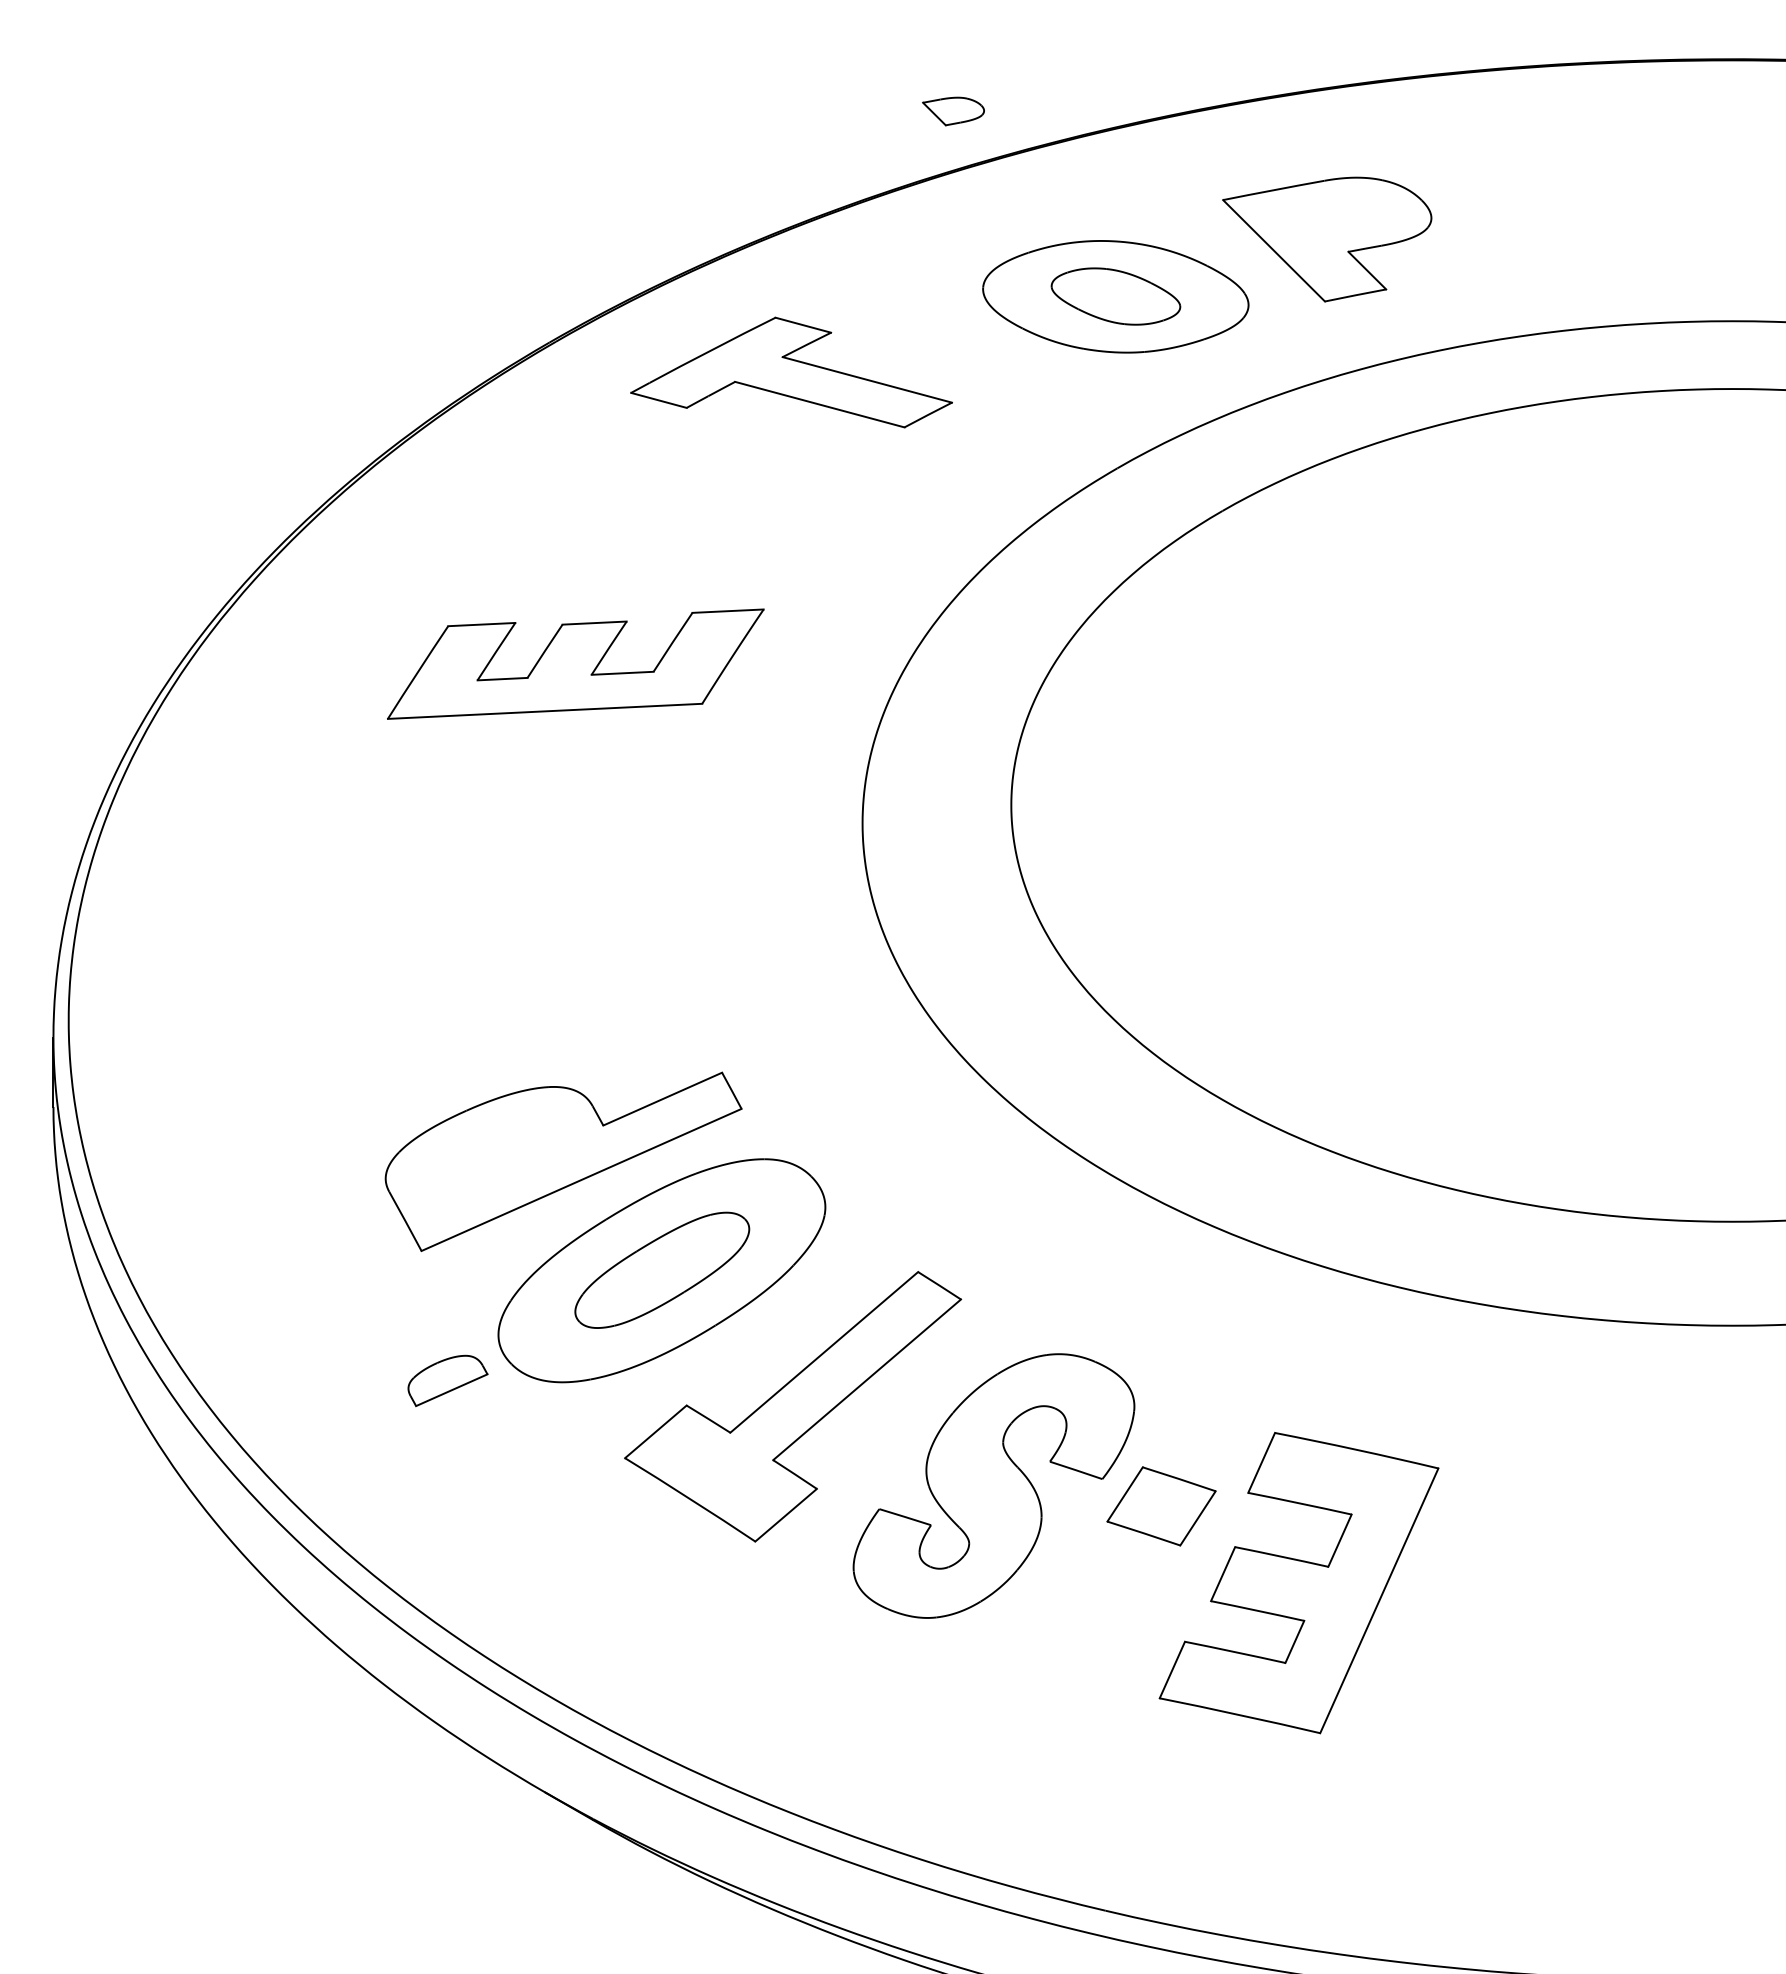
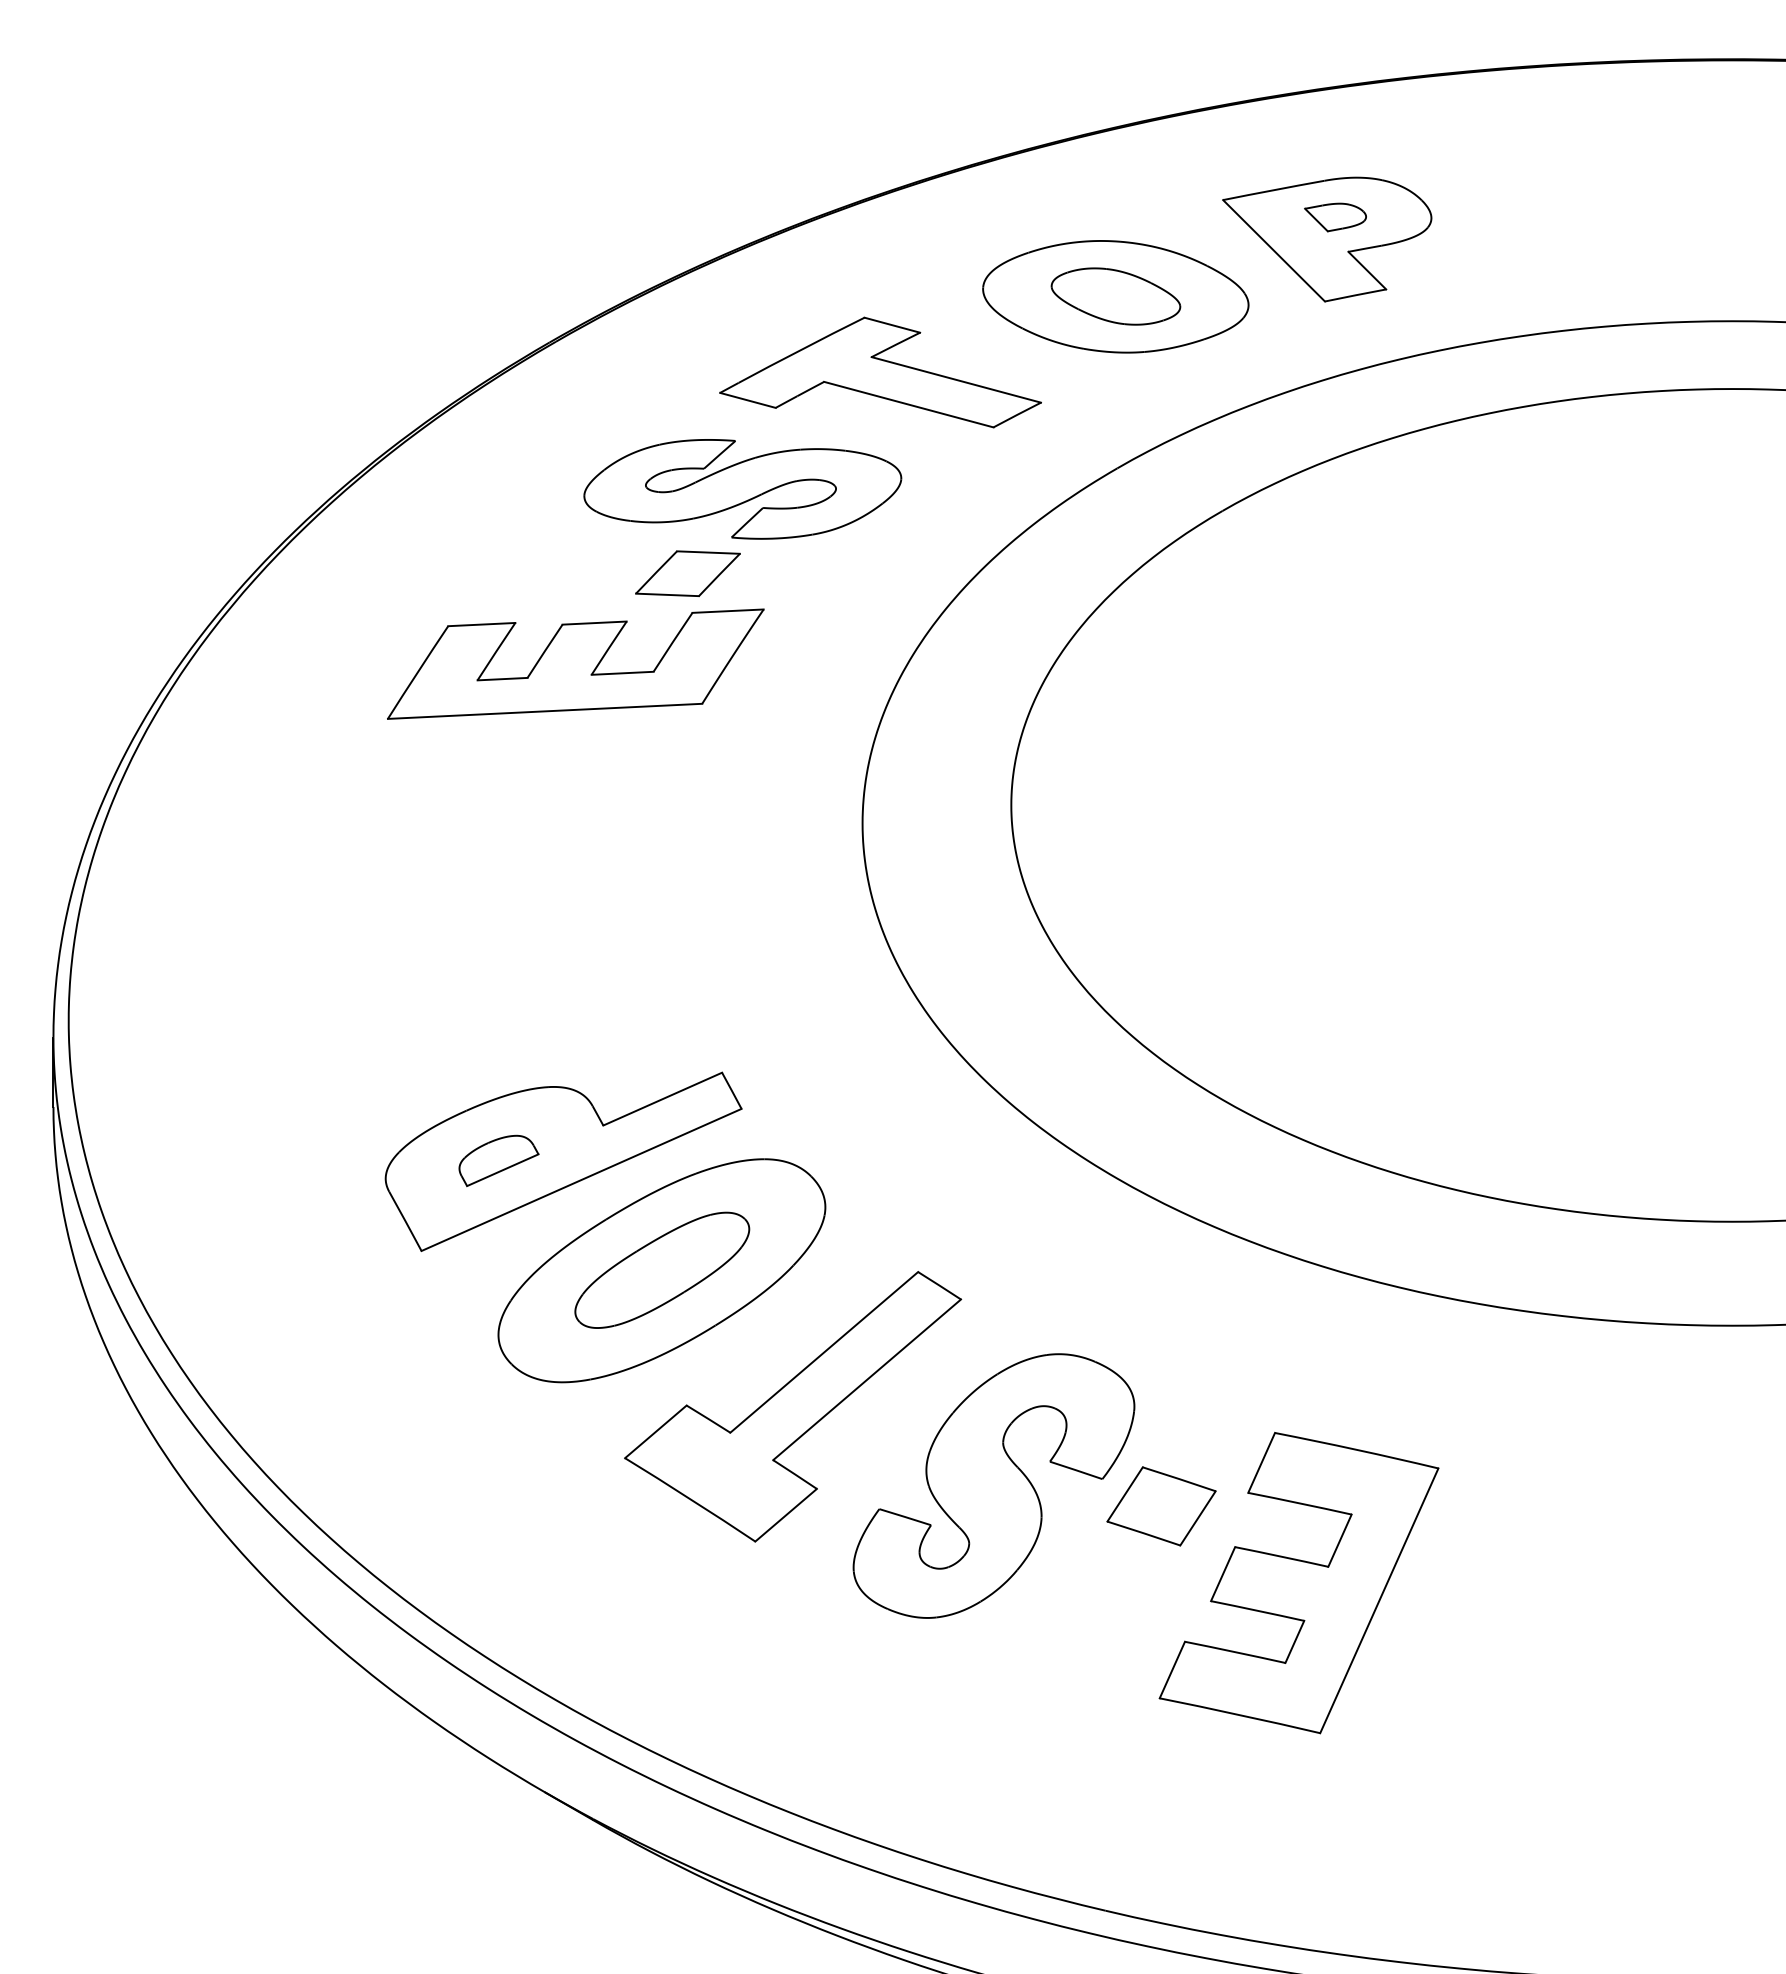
part position: (953, 111) -> (1335, 217) (1335, 217)
part position: (791, 372) -> (880, 372) (880, 372)
part: none -> present (742, 489)
part: none -> present (687, 573)
part position: (447, 1380) -> (498, 1160) (498, 1160)
